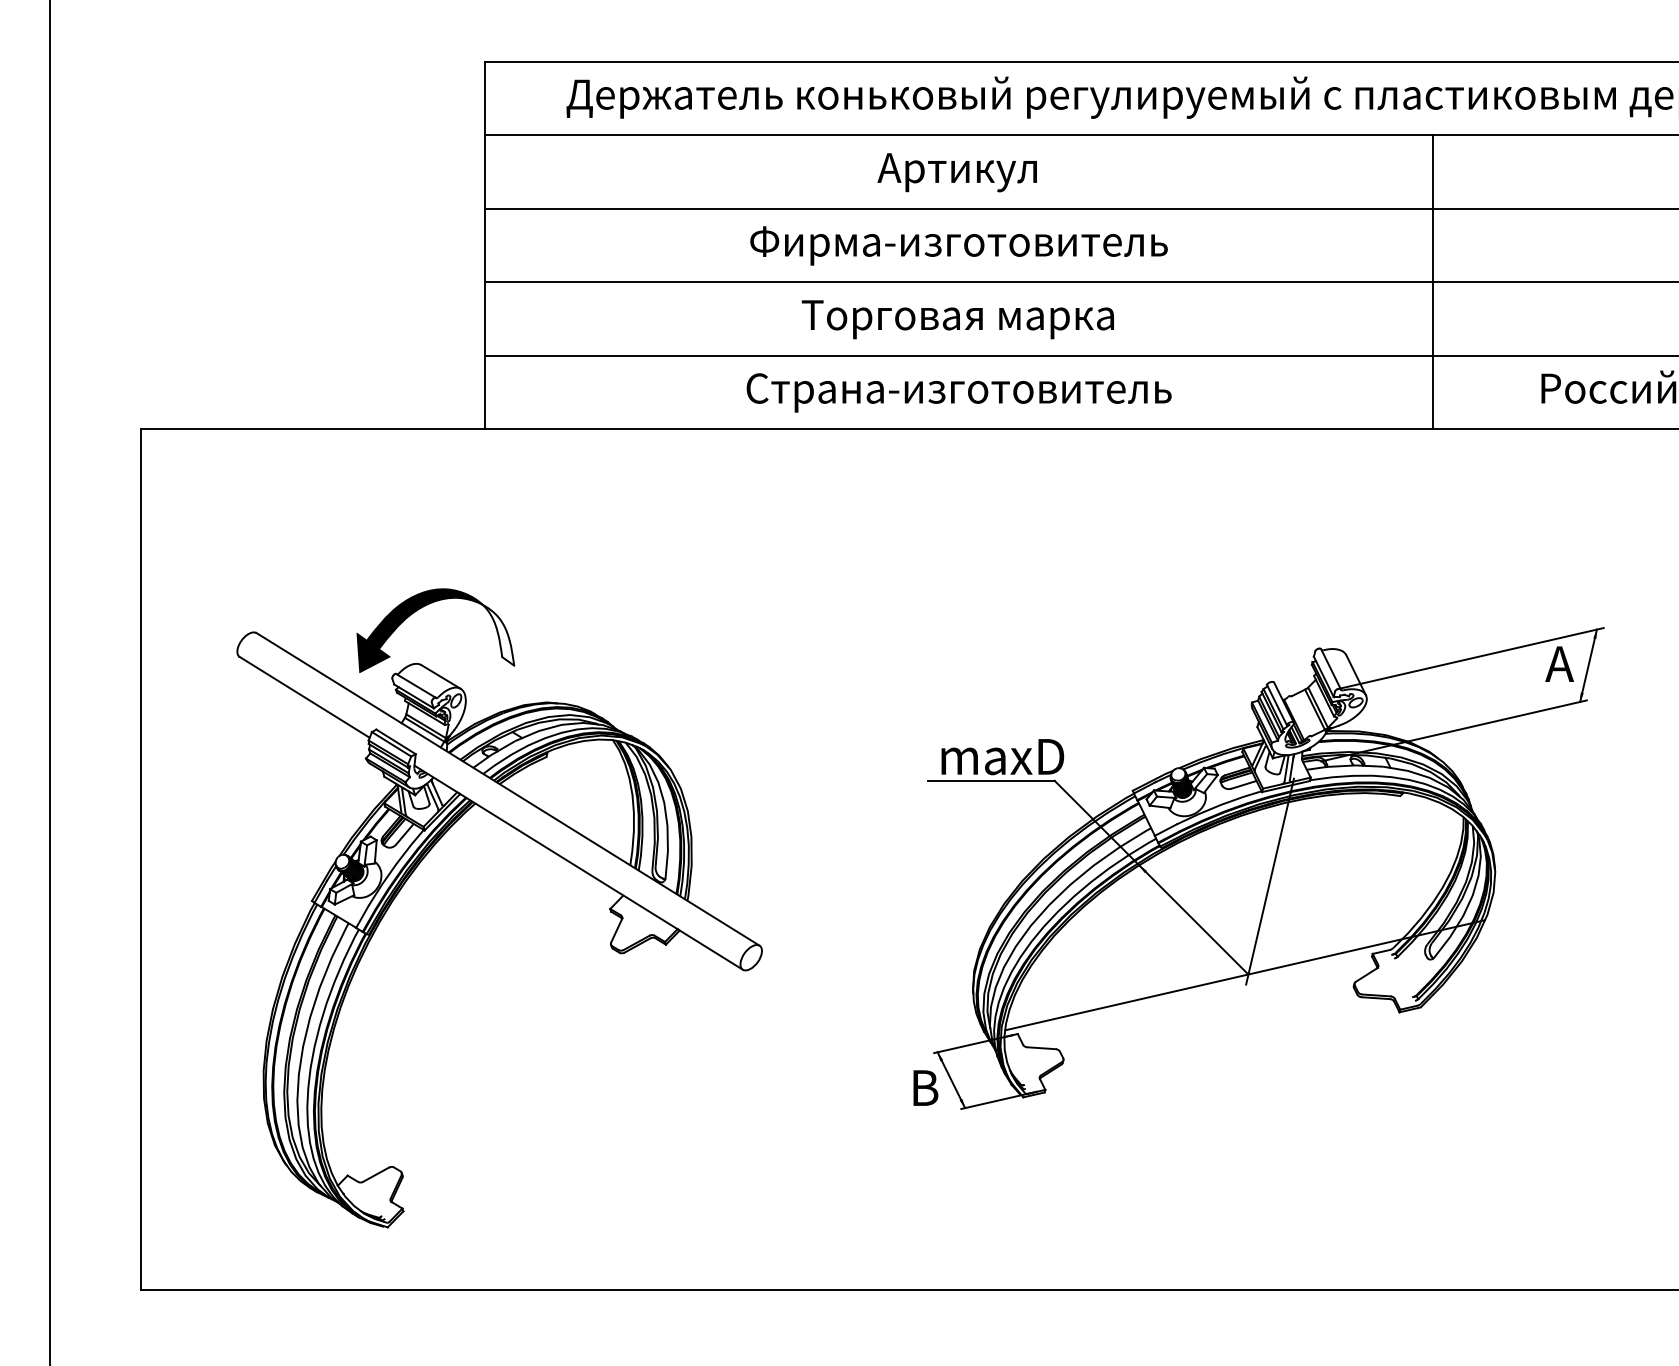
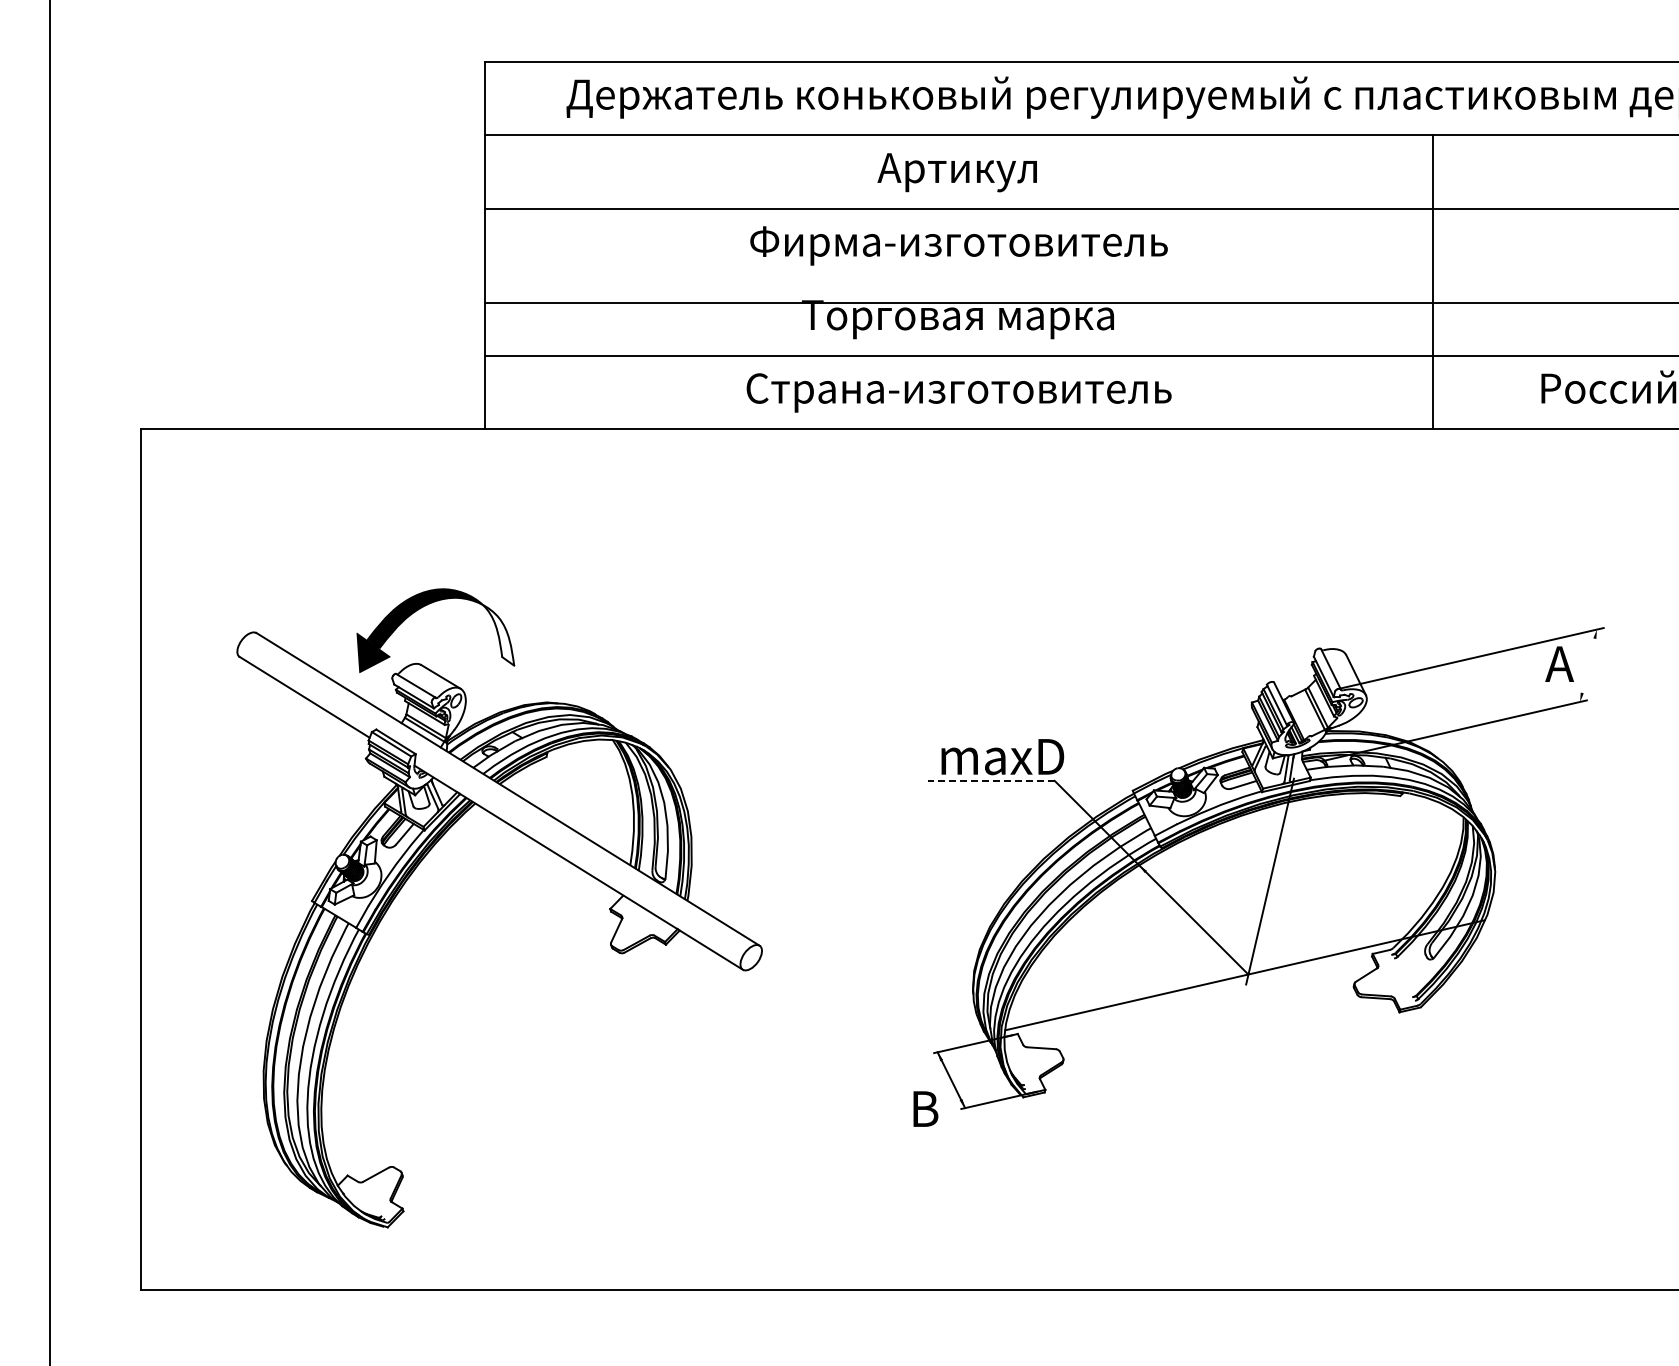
line position: (1080, 282) -> (1080, 303) (1080, 303)
line: present -> none (1588, 665)
line: solid -> dashed (991, 780)
text position: (925, 1087) -> (925, 1108) (925, 1108)
